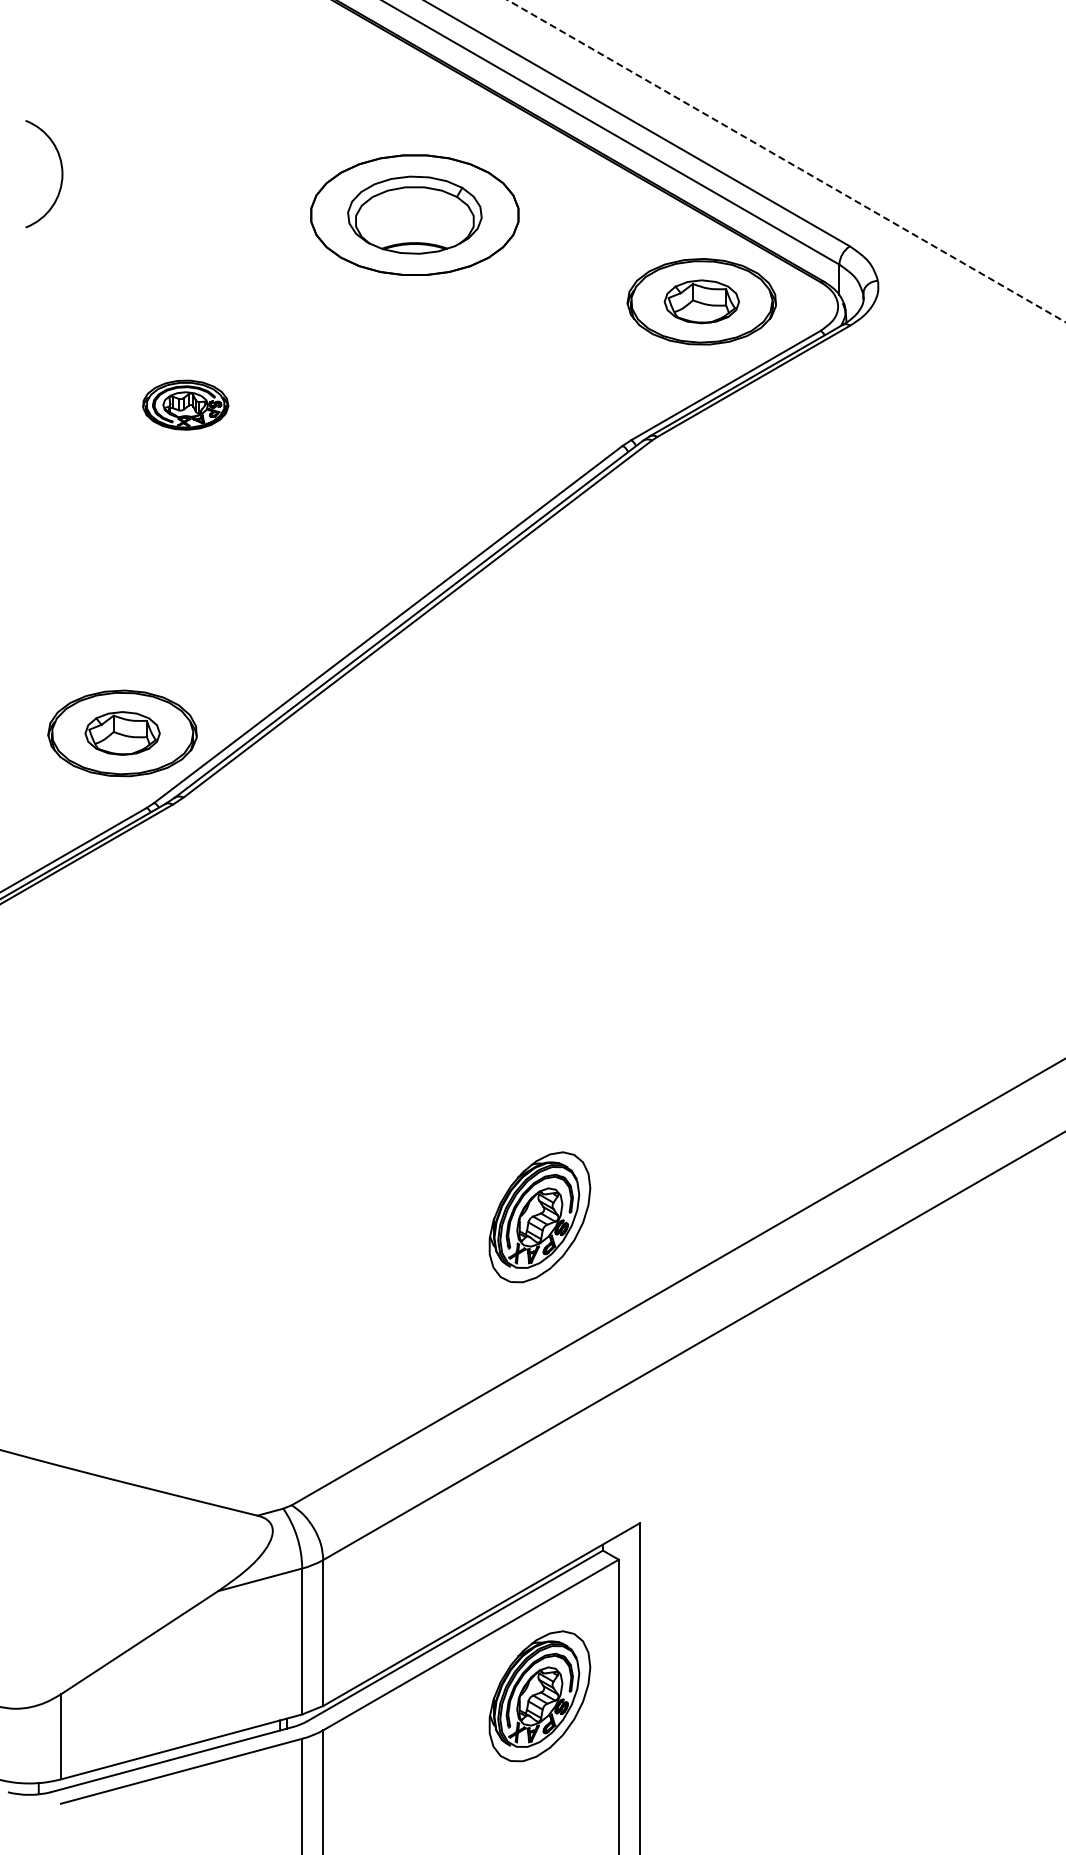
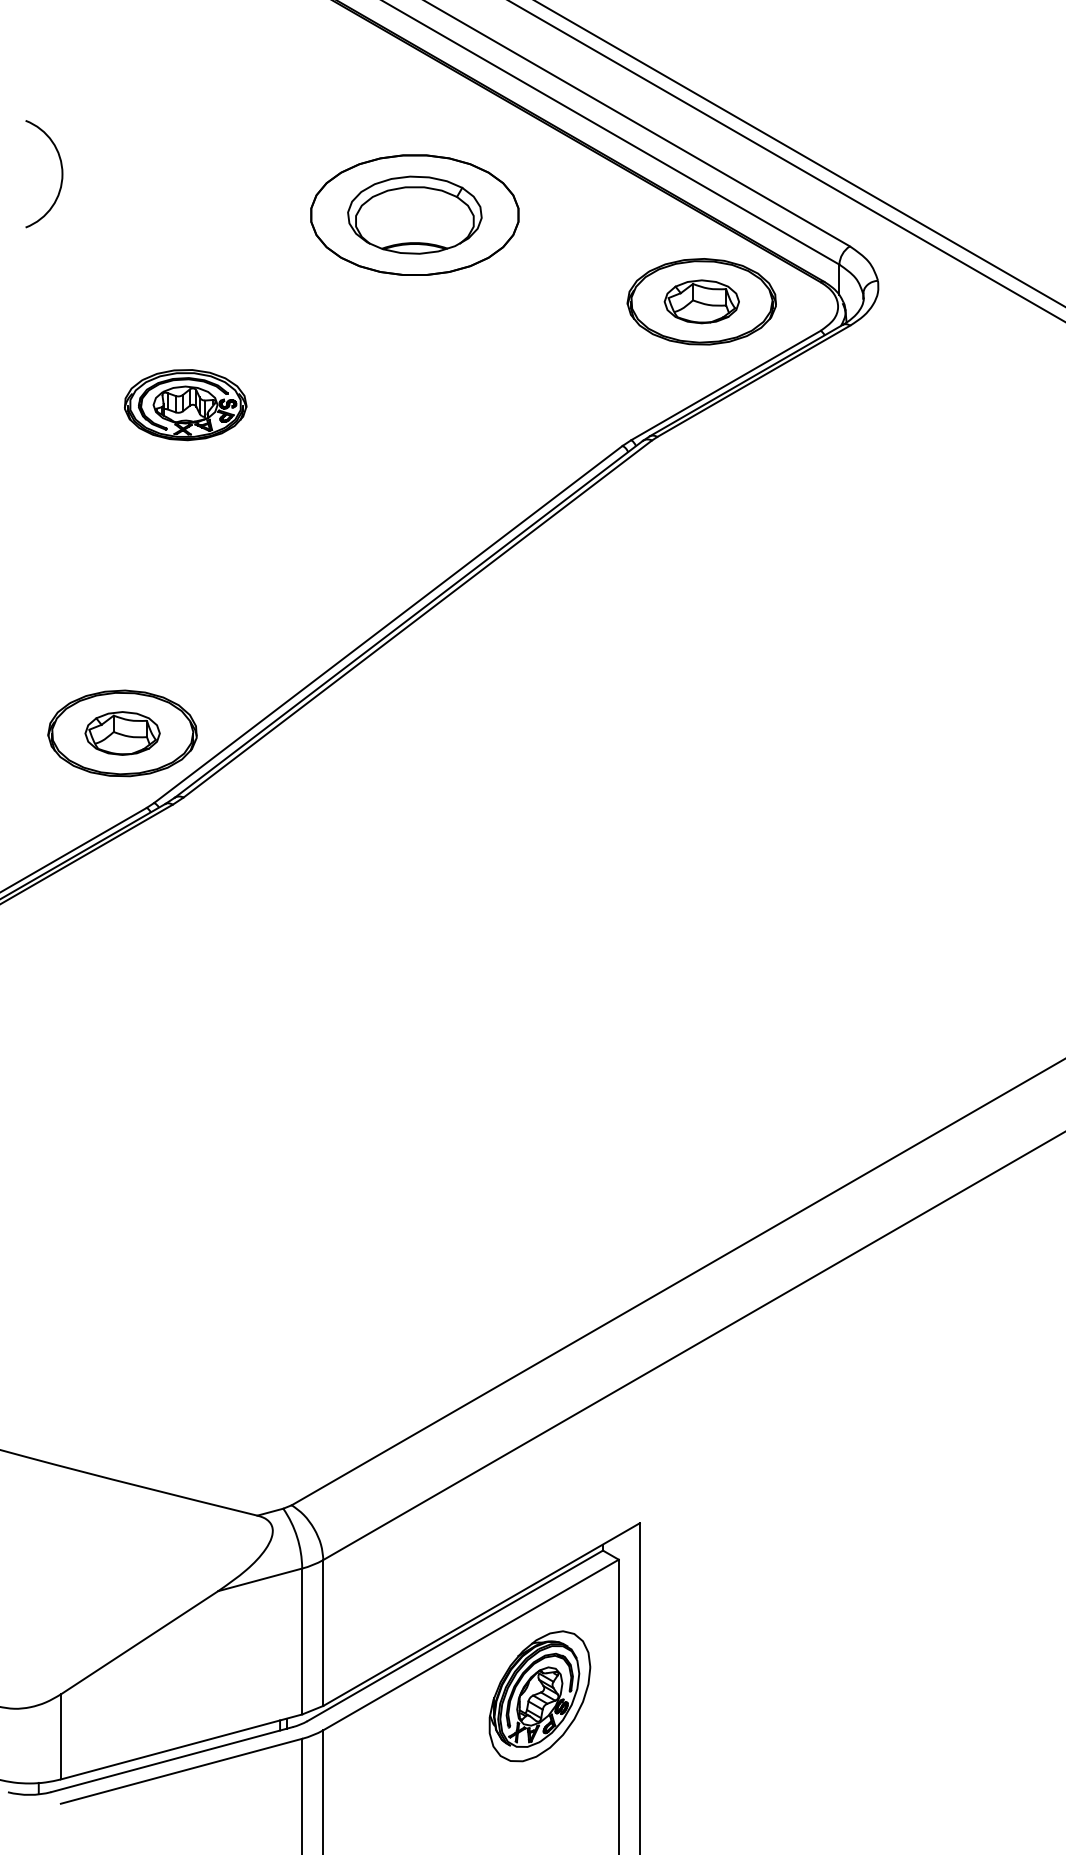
line: none -> present (799, 153)
line: dashed -> solid (787, 161)
part size: 88x52 px -> 124x73 px (185, 405)
part: present -> none (539, 1217)
